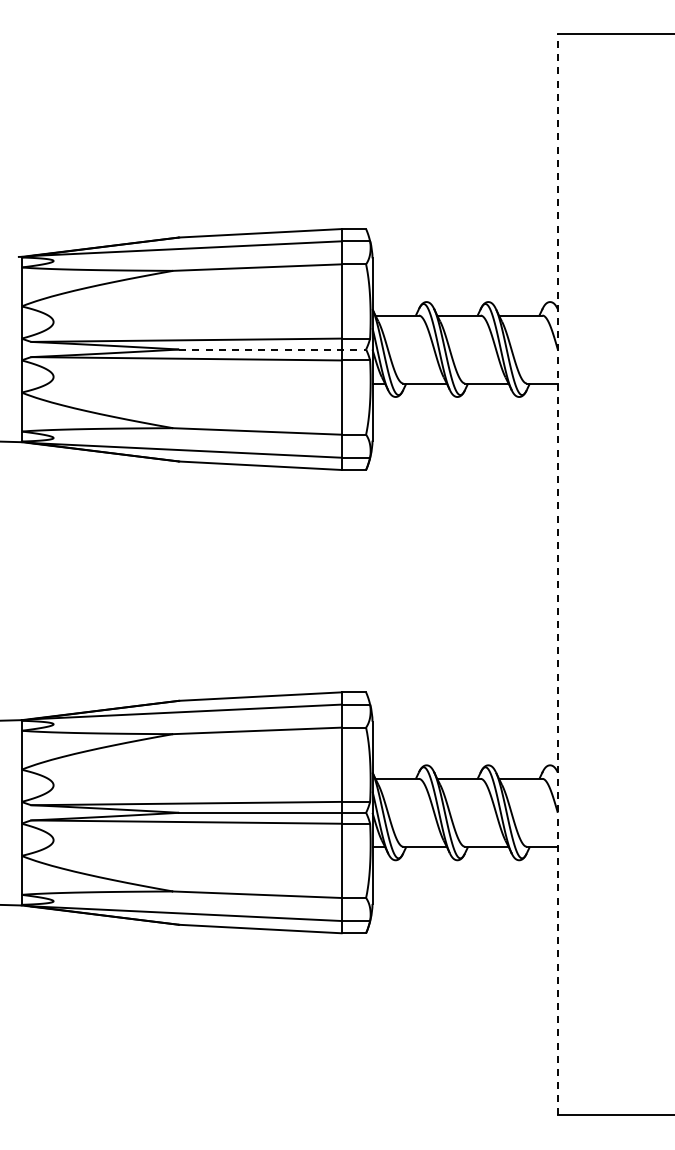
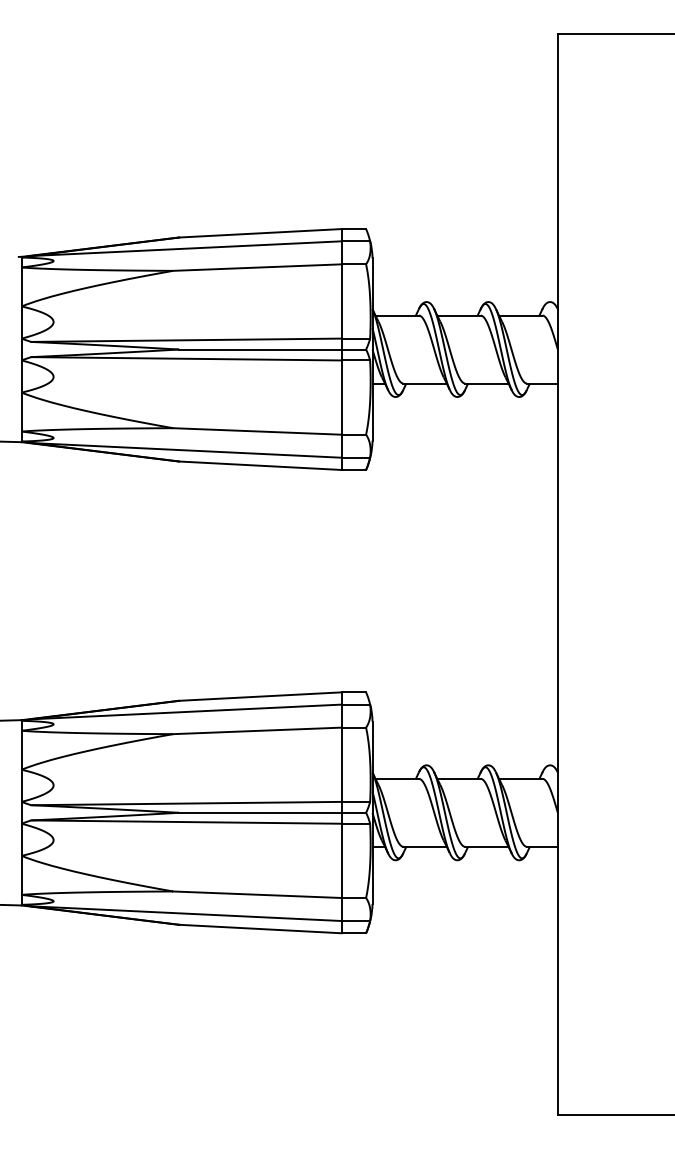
line: dashed -> solid (273, 349)
line: dashed -> solid (557, 574)
